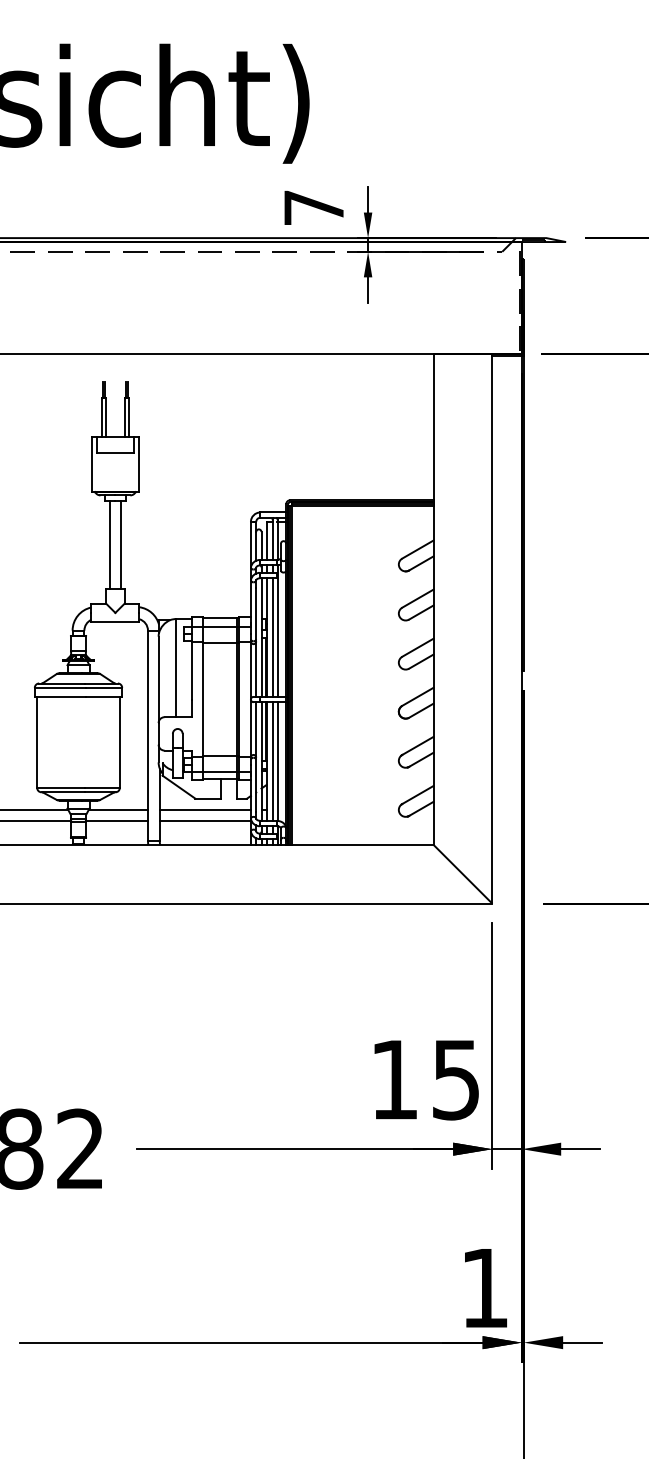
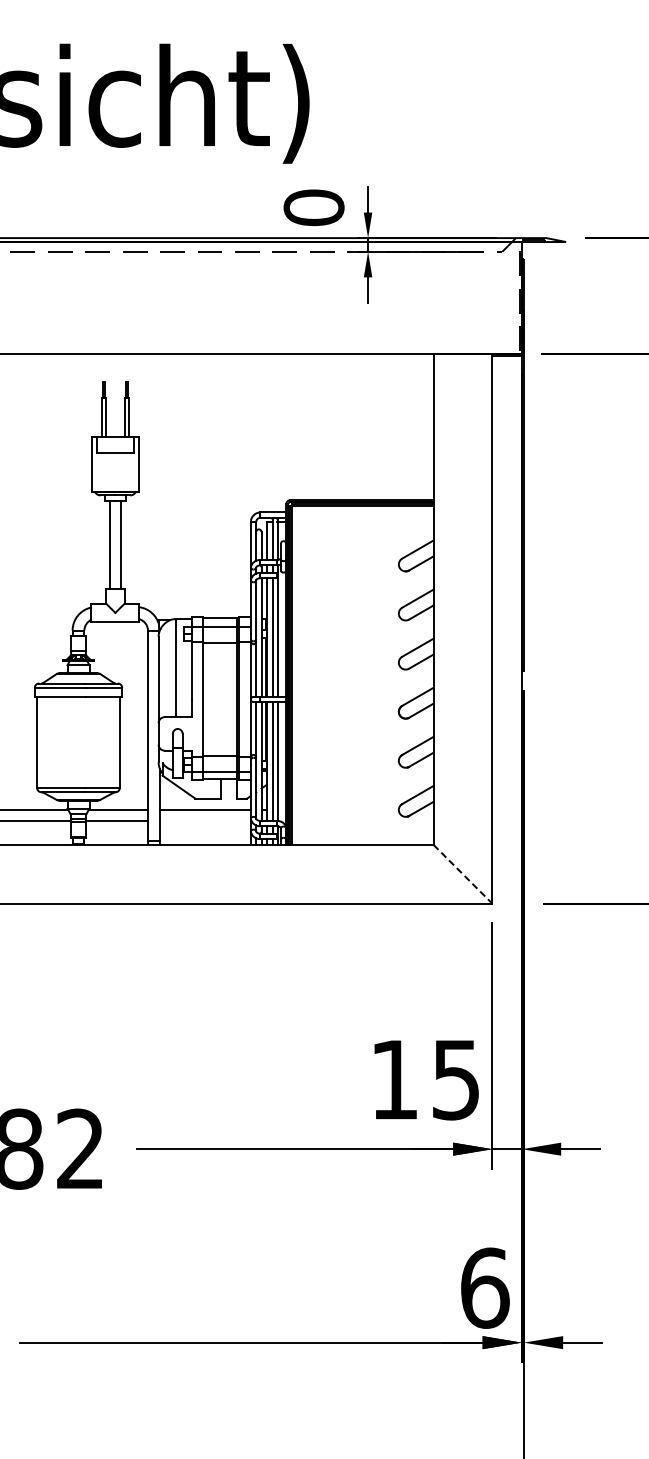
text: 7 -> 0 (313, 207)
line: present -> none (204, 821)
line: solid -> dashed (462, 874)
text: 1 -> 6 (485, 1287)
